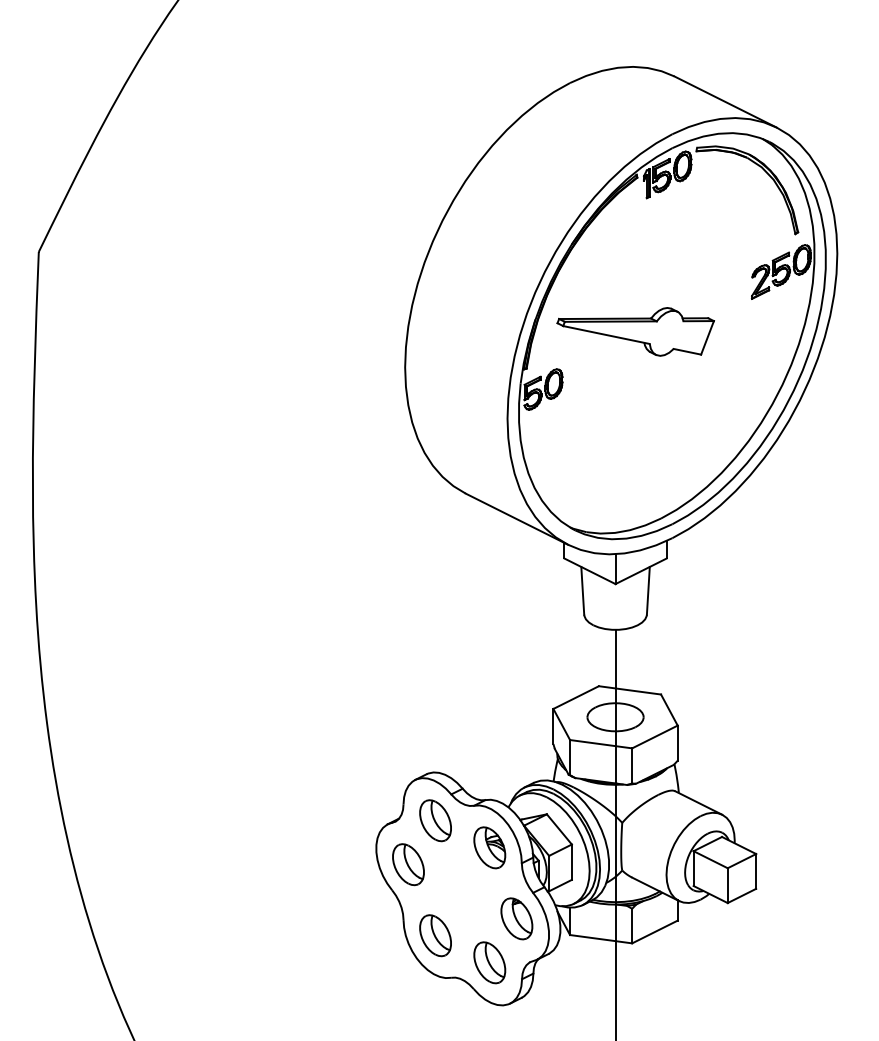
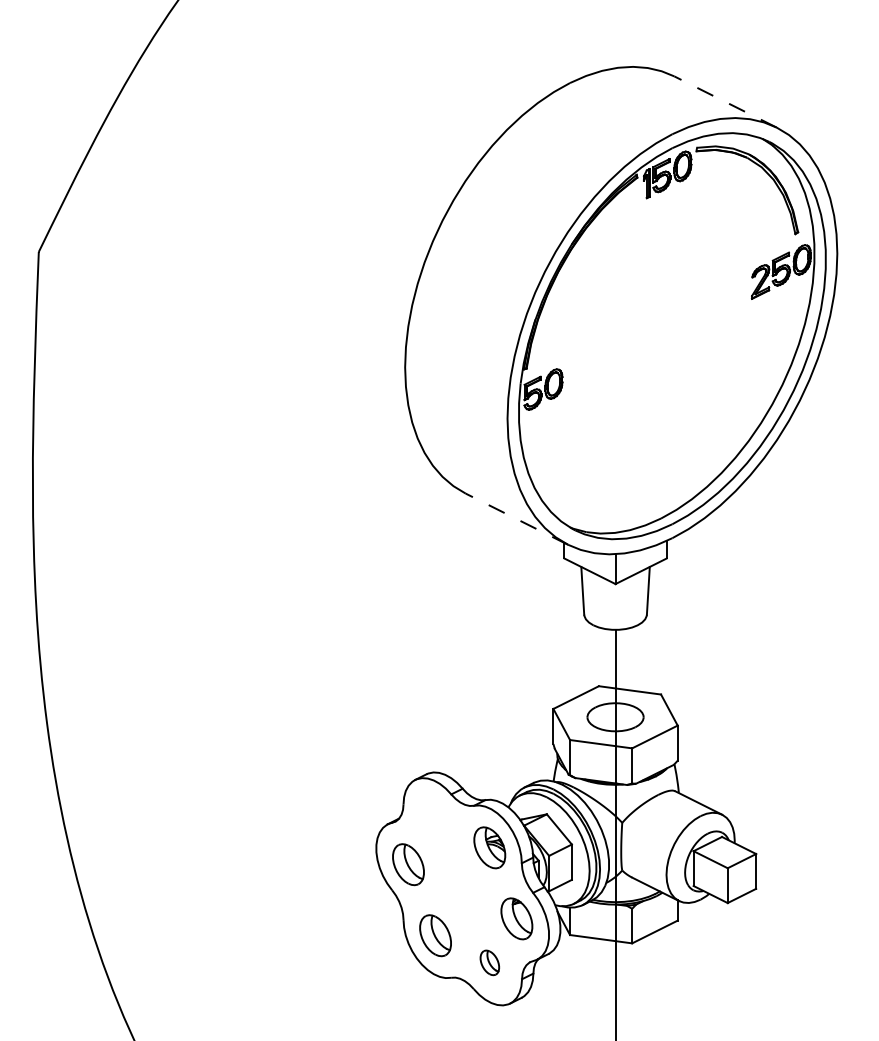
line: solid -> dashed (725, 101)
part: present -> none (635, 331)
line: solid -> dashed (516, 518)
part: present -> none (435, 820)
part size: 34x44 px -> 21x28 px (489, 962)
